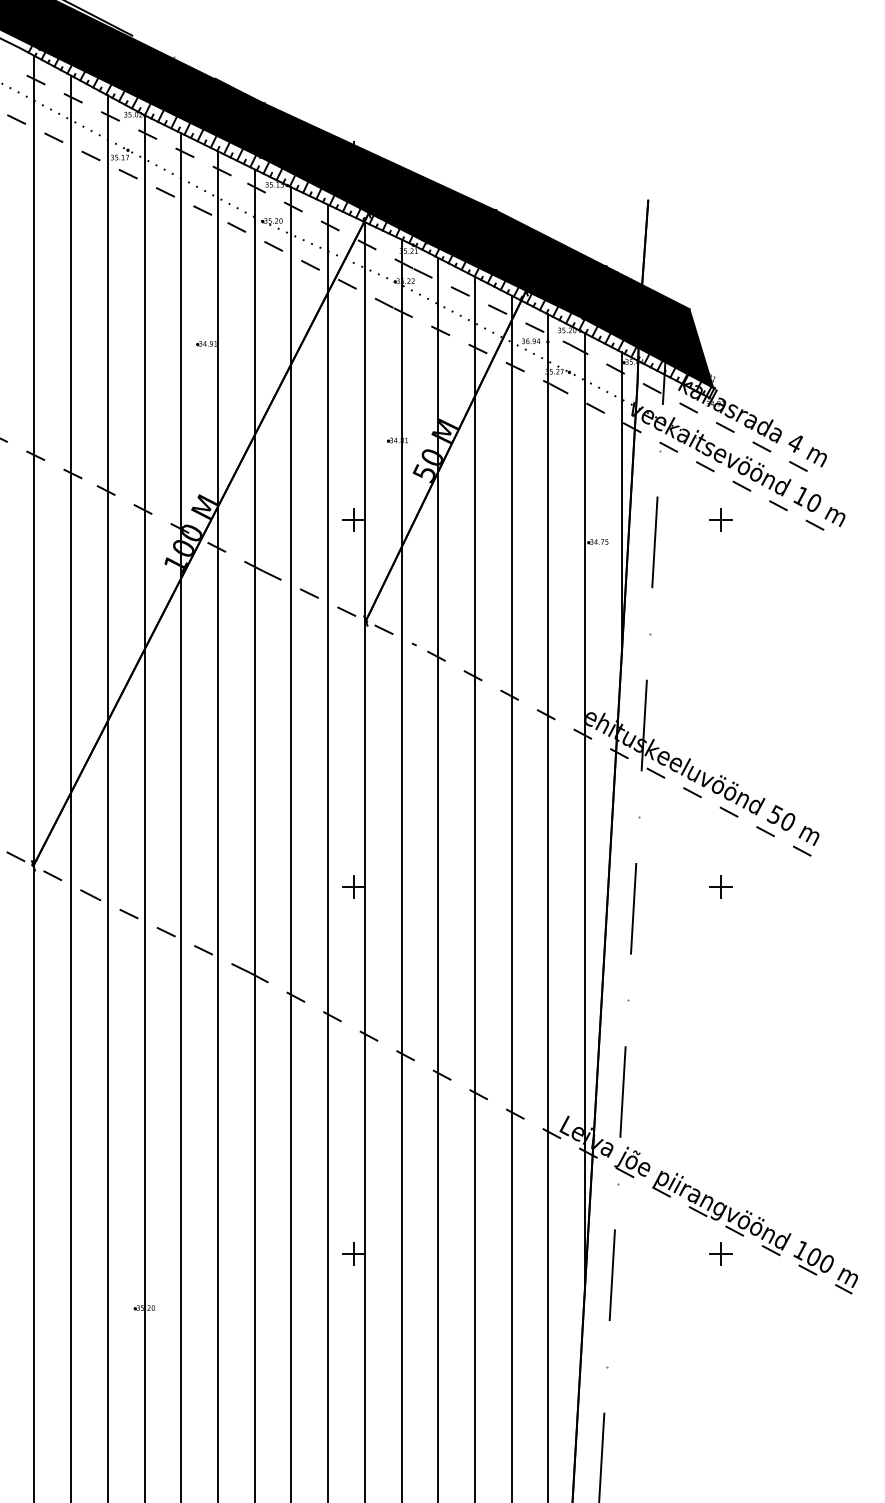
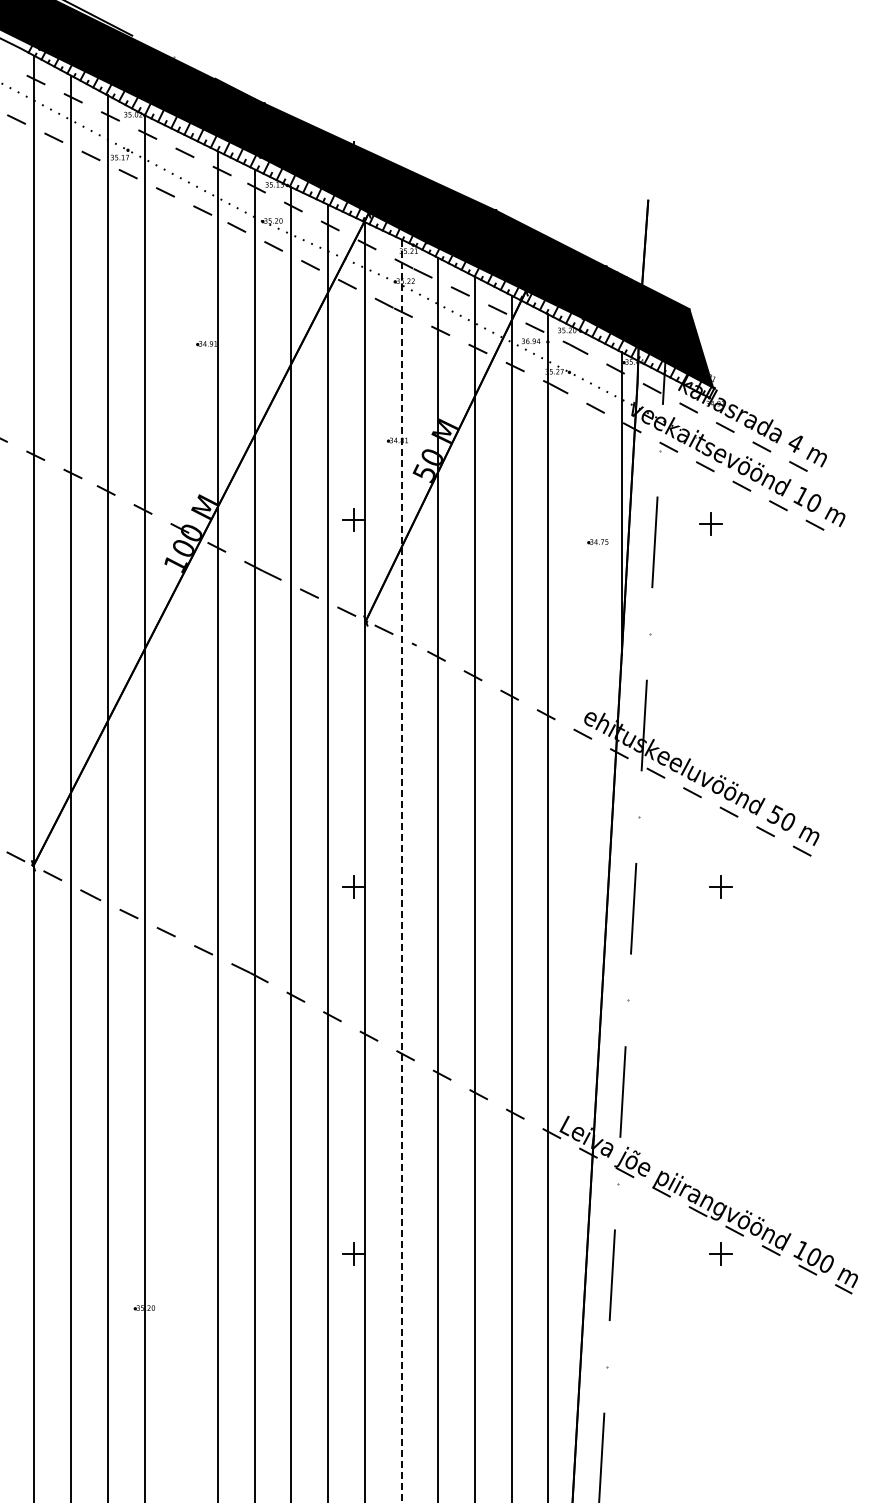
part position: (720, 519) -> (710, 523) (710, 523)
line: present -> none (585, 809)
line: present -> none (181, 816)
line: solid -> dashed (401, 871)
